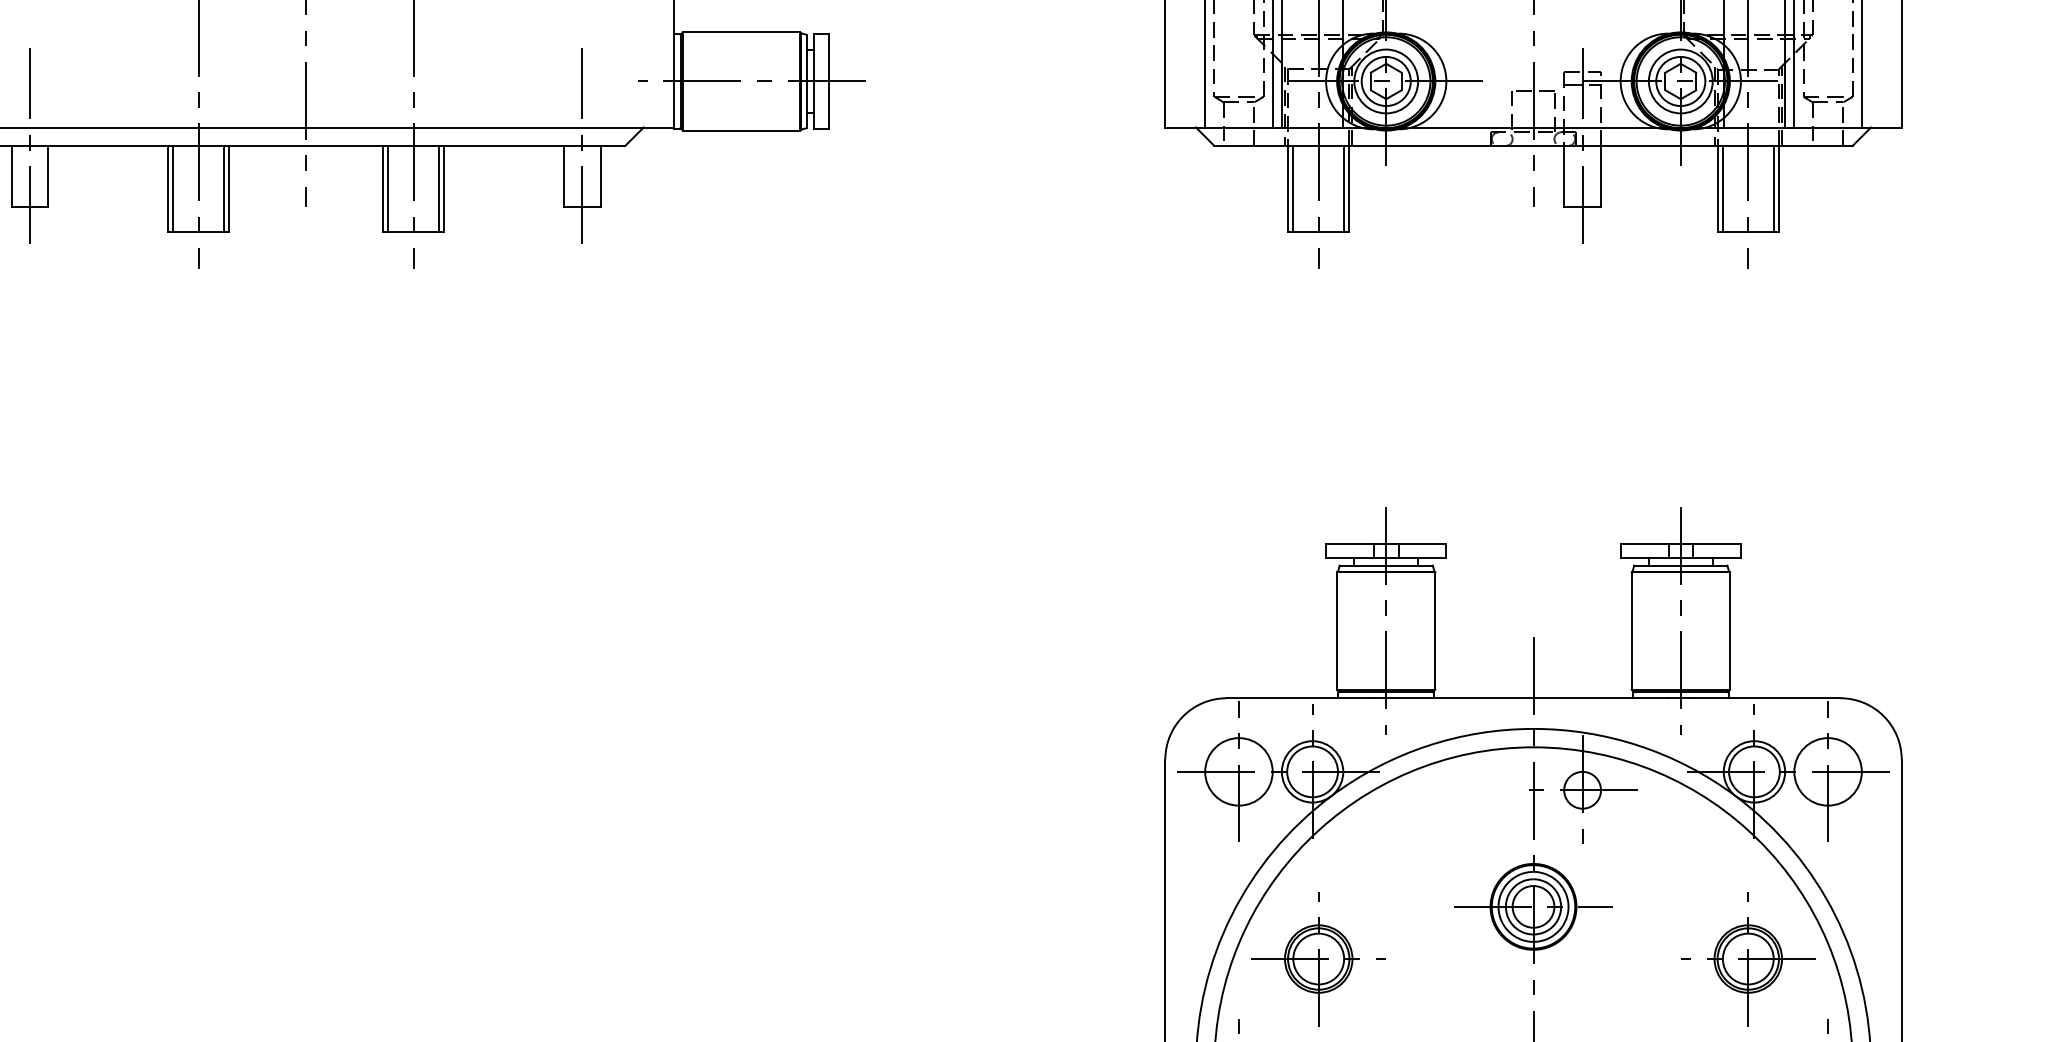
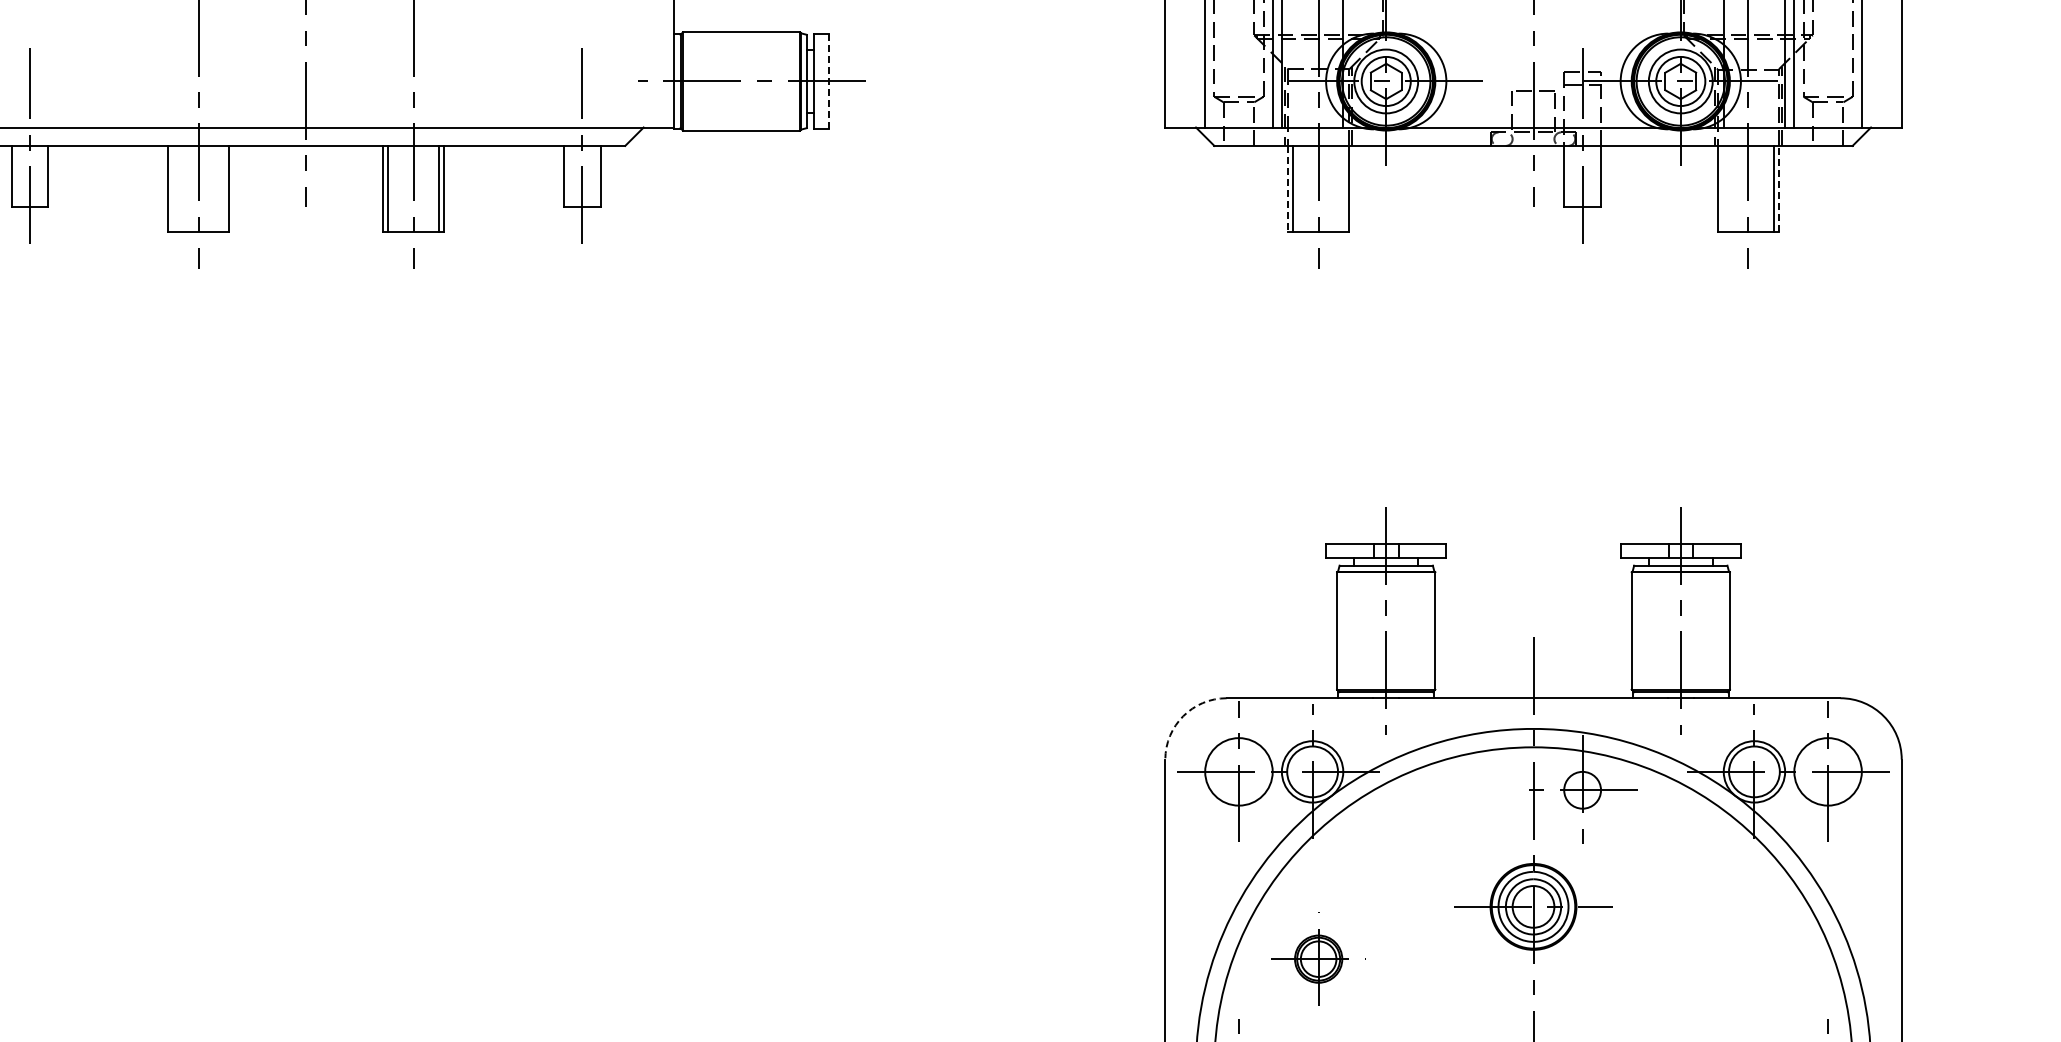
line: solid -> dashed (829, 81)
line: present -> none (173, 188)
line: present -> none (224, 188)
line: solid -> dashed (1288, 188)
line: present -> none (1344, 188)
line: present -> none (1722, 188)
line: solid -> dashed (1779, 188)
arc: solid -> dashed (1183, 716)
part size: 135x135 px -> 95x94 px (1318, 958)
part: present -> none (1748, 959)
